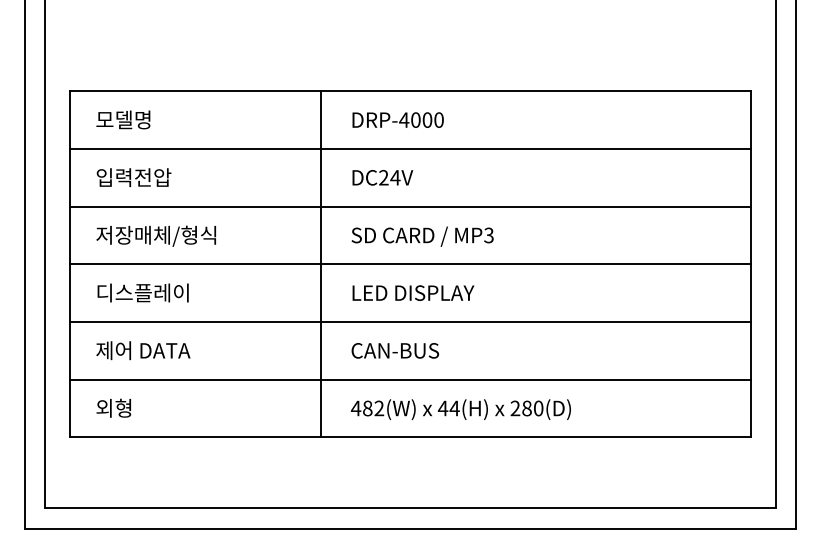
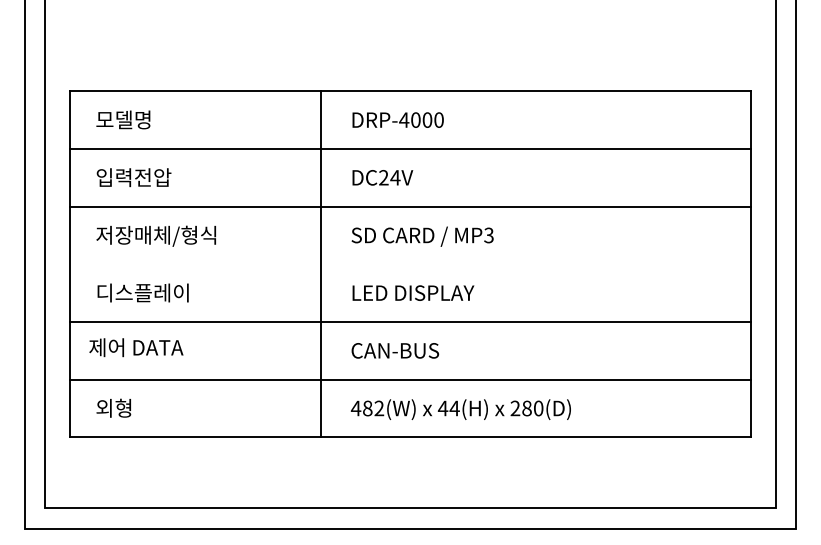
line: present -> none (410, 264)
text position: (143, 350) -> (136, 347) (136, 347)
